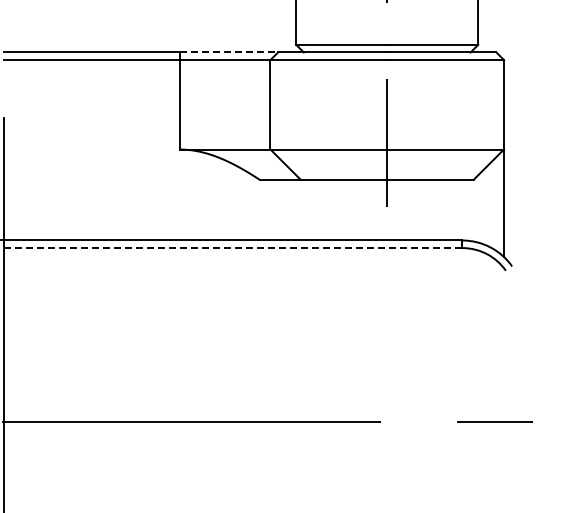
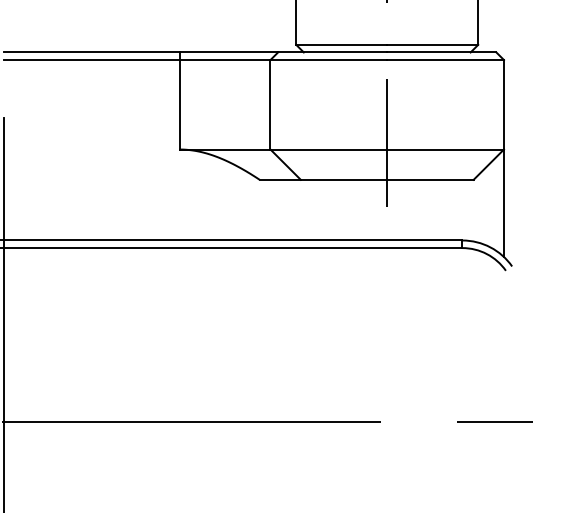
line: dashed -> solid (229, 52)
line: dashed -> solid (231, 248)
